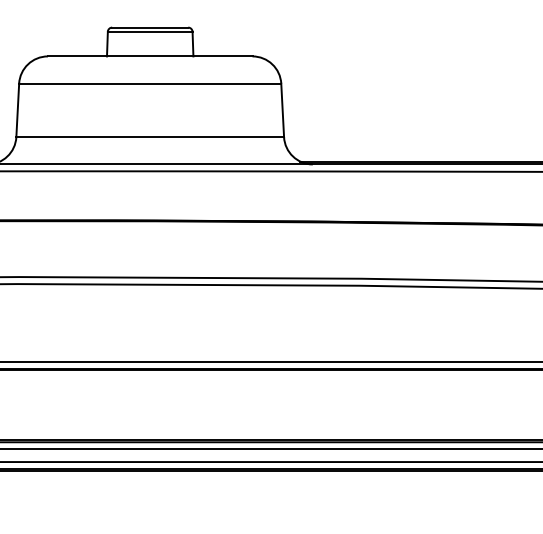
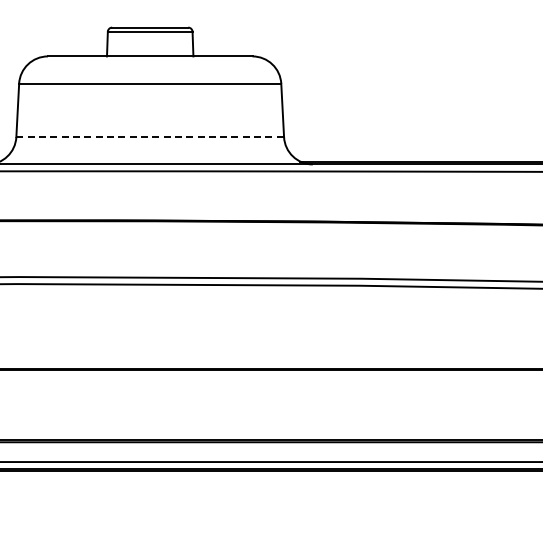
line: solid -> dashed (150, 137)
line: present -> none (270, 361)
line: present -> none (270, 449)
